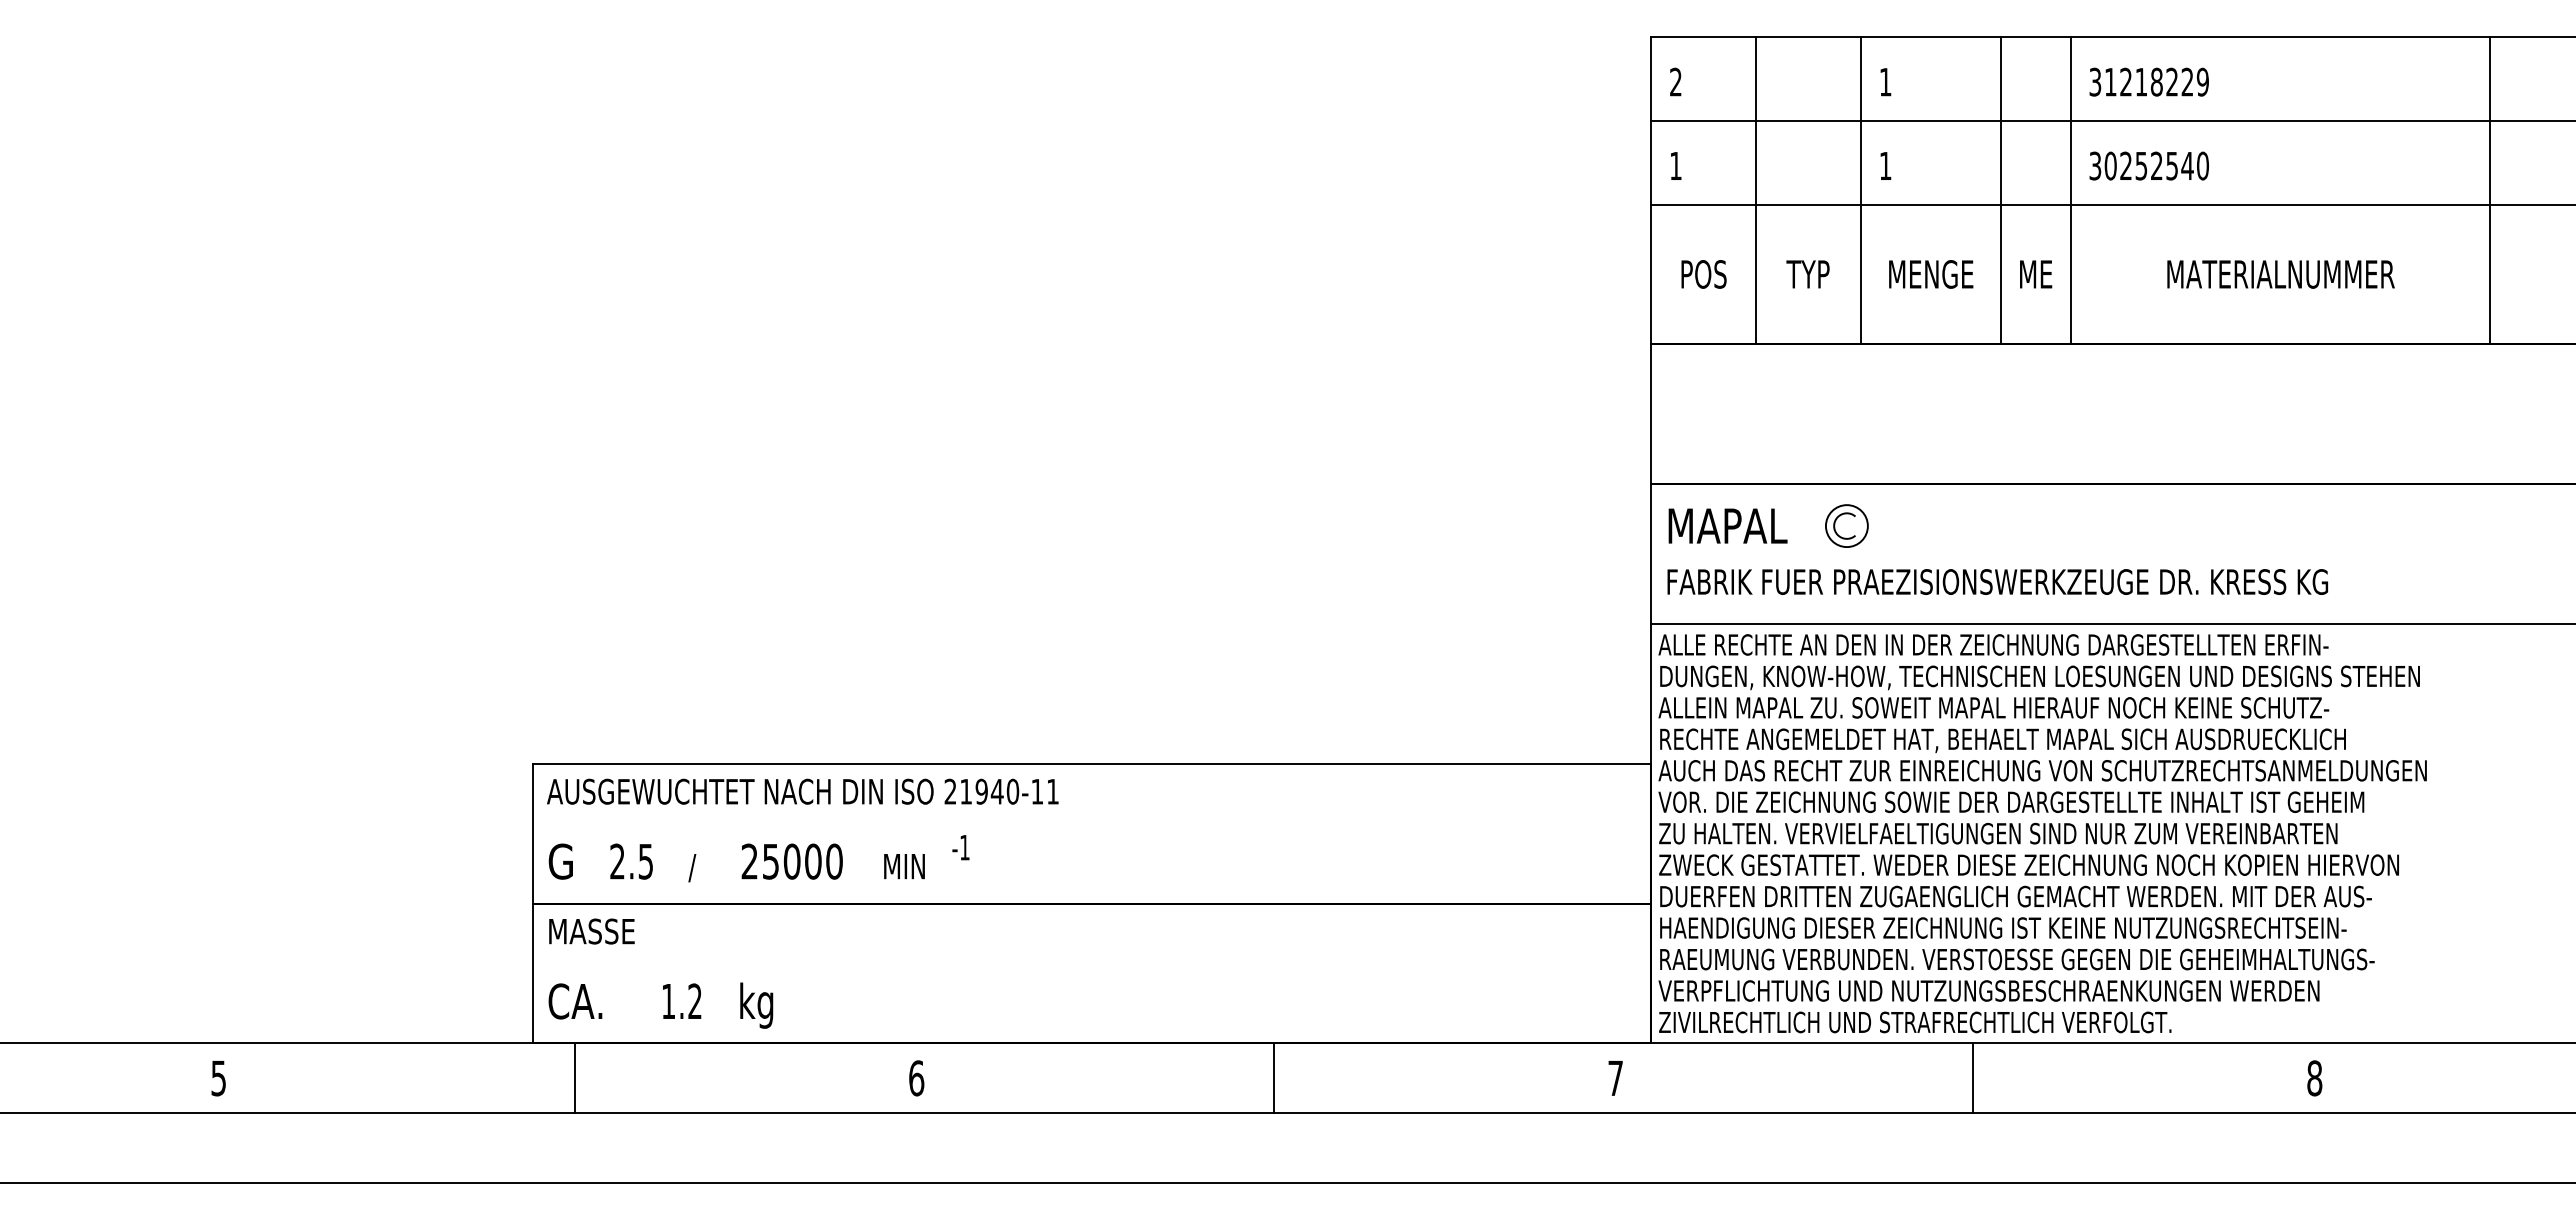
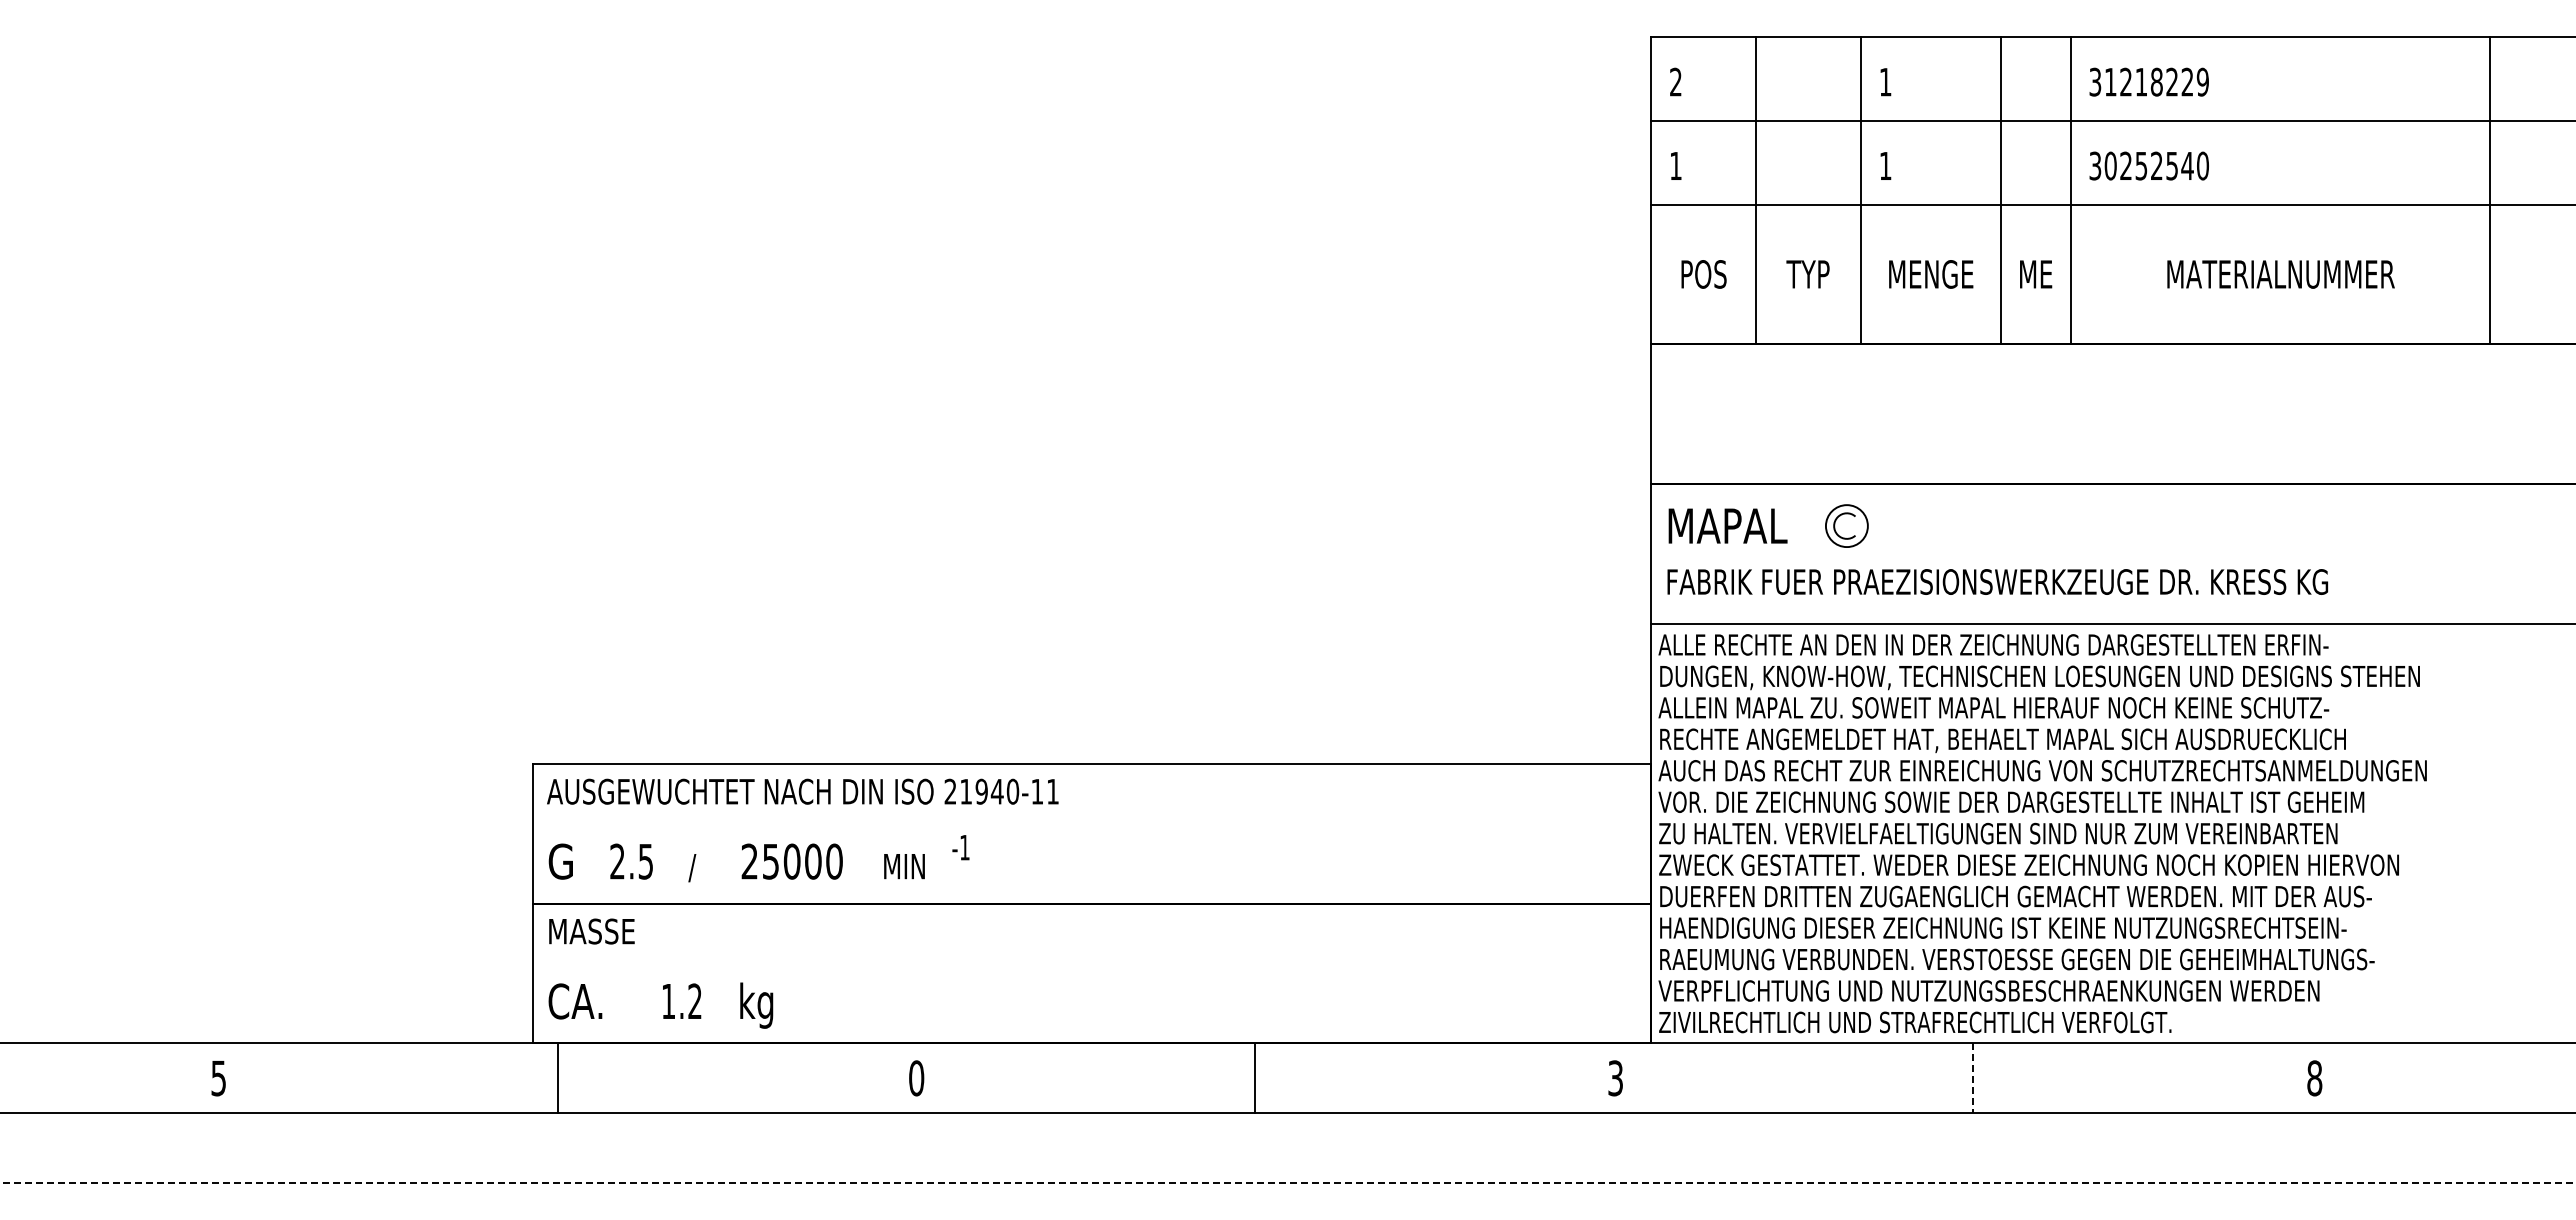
line position: (574, 1078) -> (557, 1078) (557, 1078)
text: 6 -> 0 (916, 1078)
line position: (1273, 1078) -> (1254, 1078) (1254, 1078)
text: 7 -> 3 (1615, 1078)
line: solid -> dashed (1972, 1078)
line: solid -> dashed (1288, 1183)
